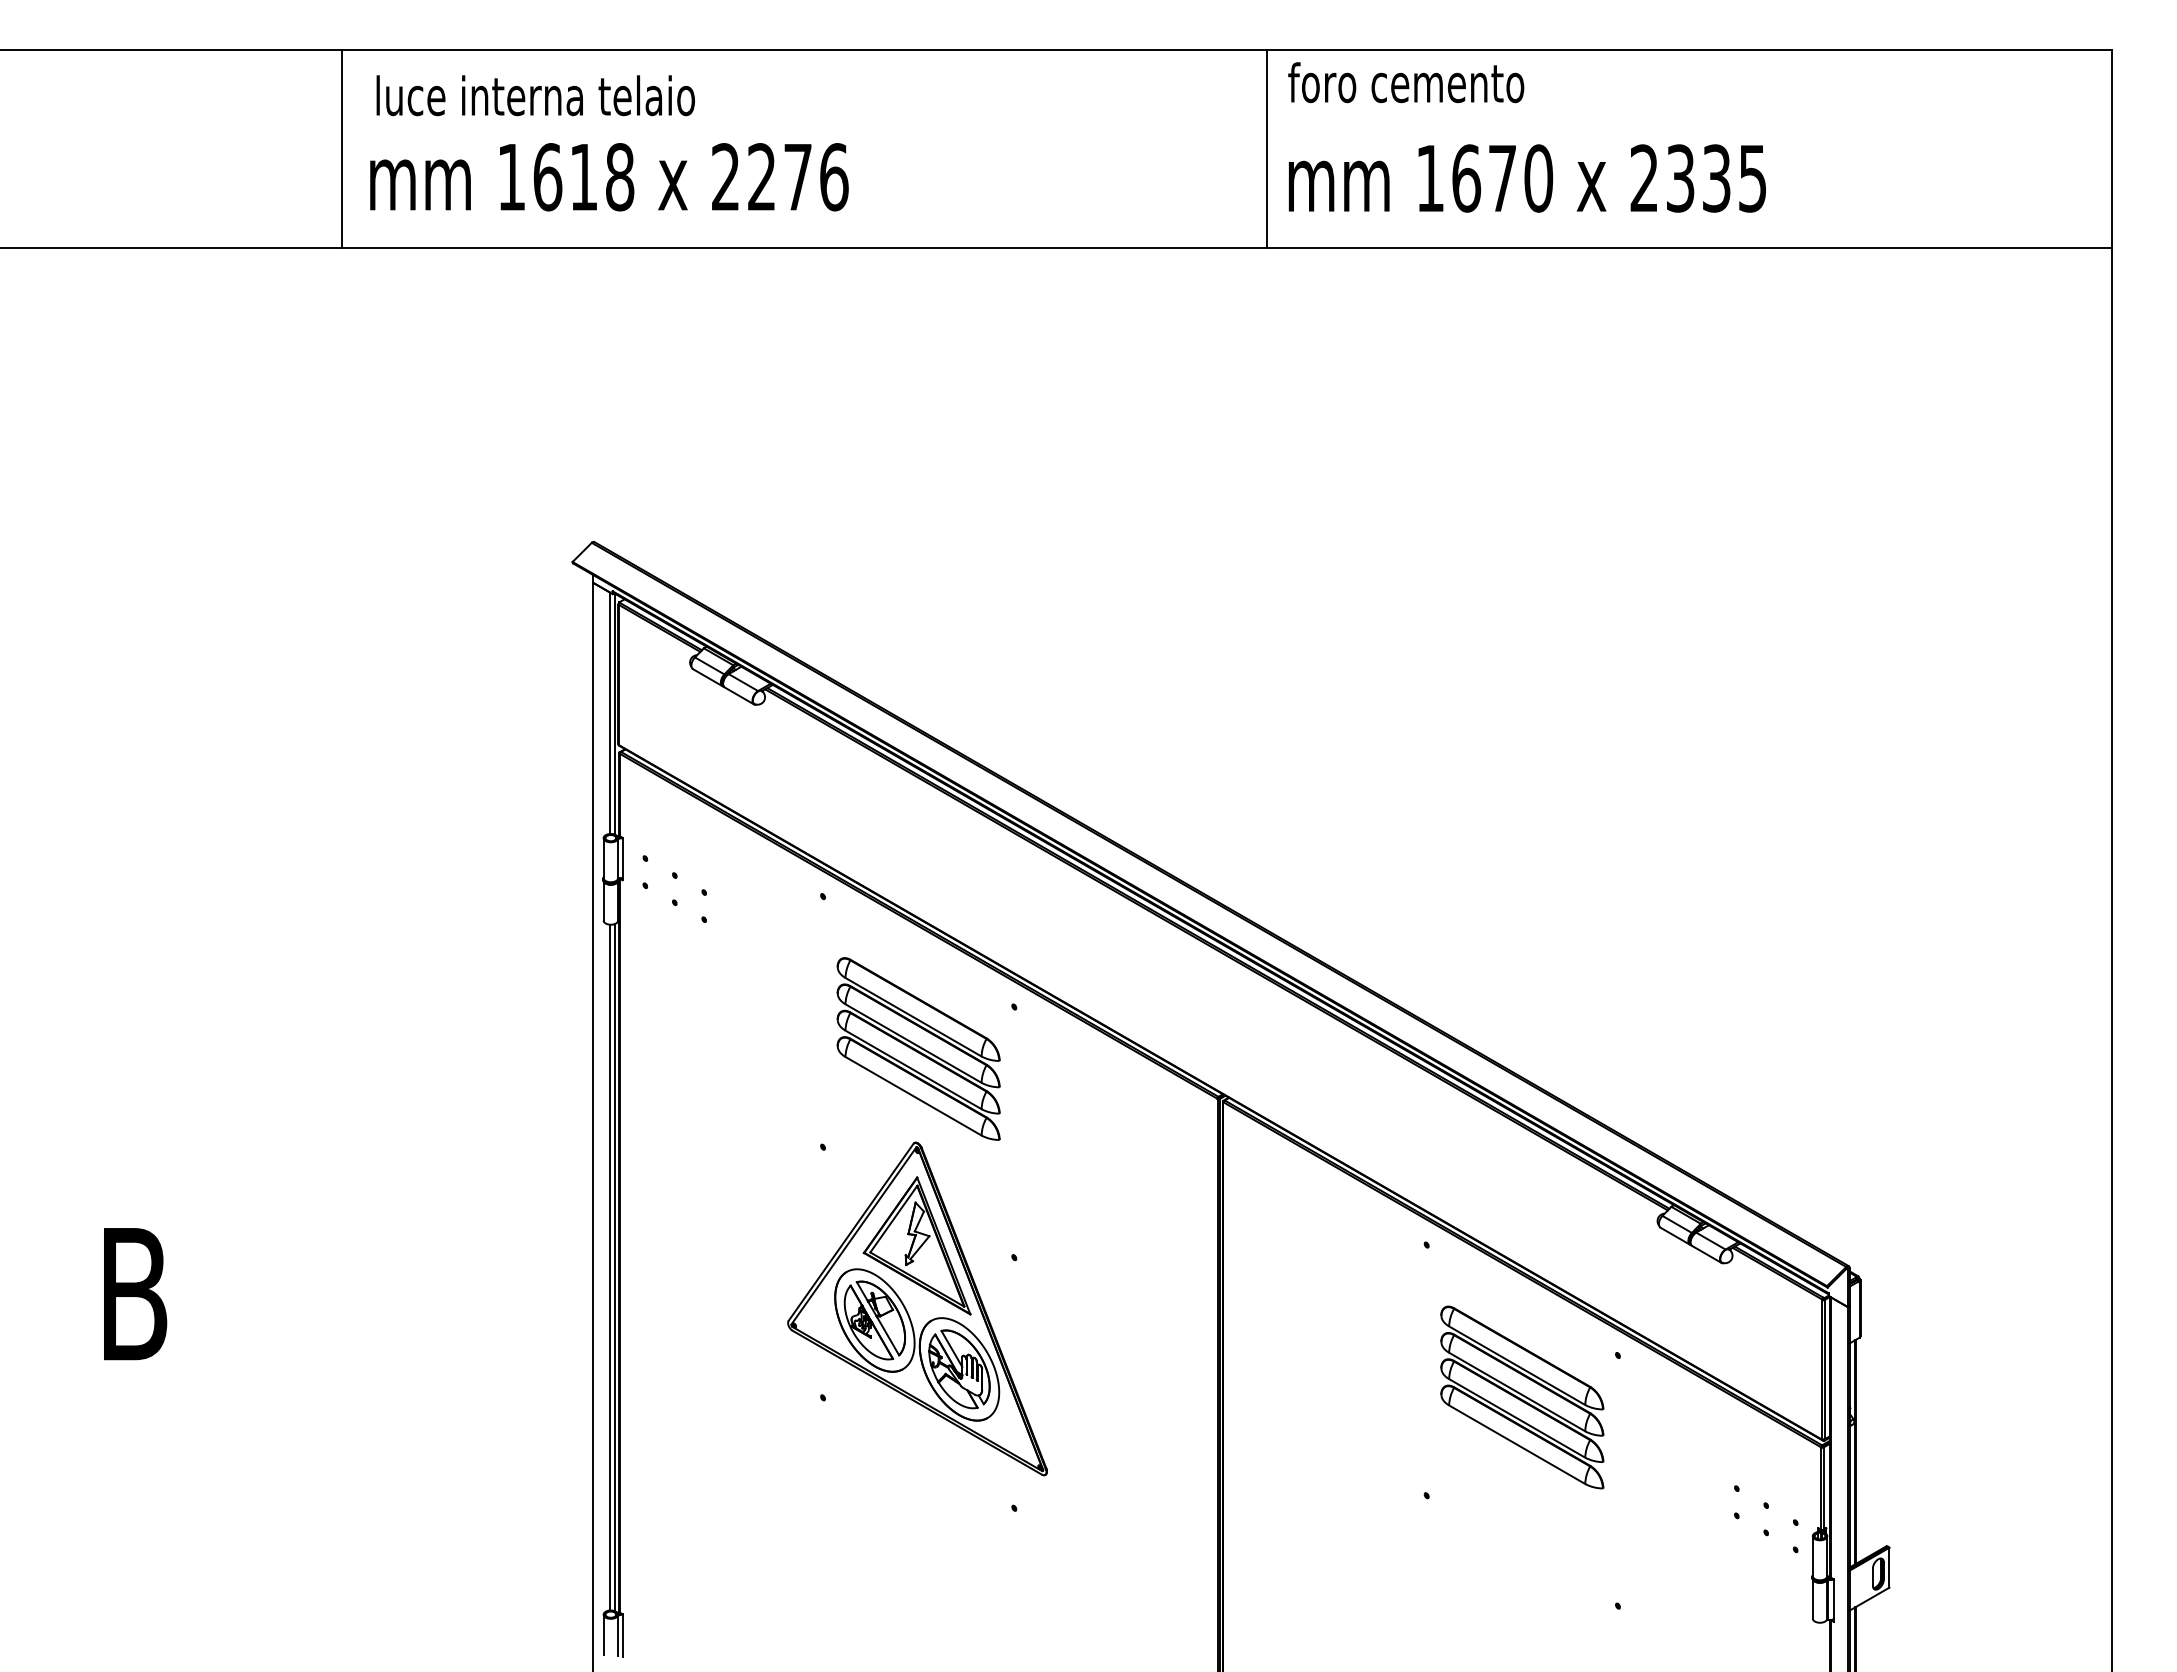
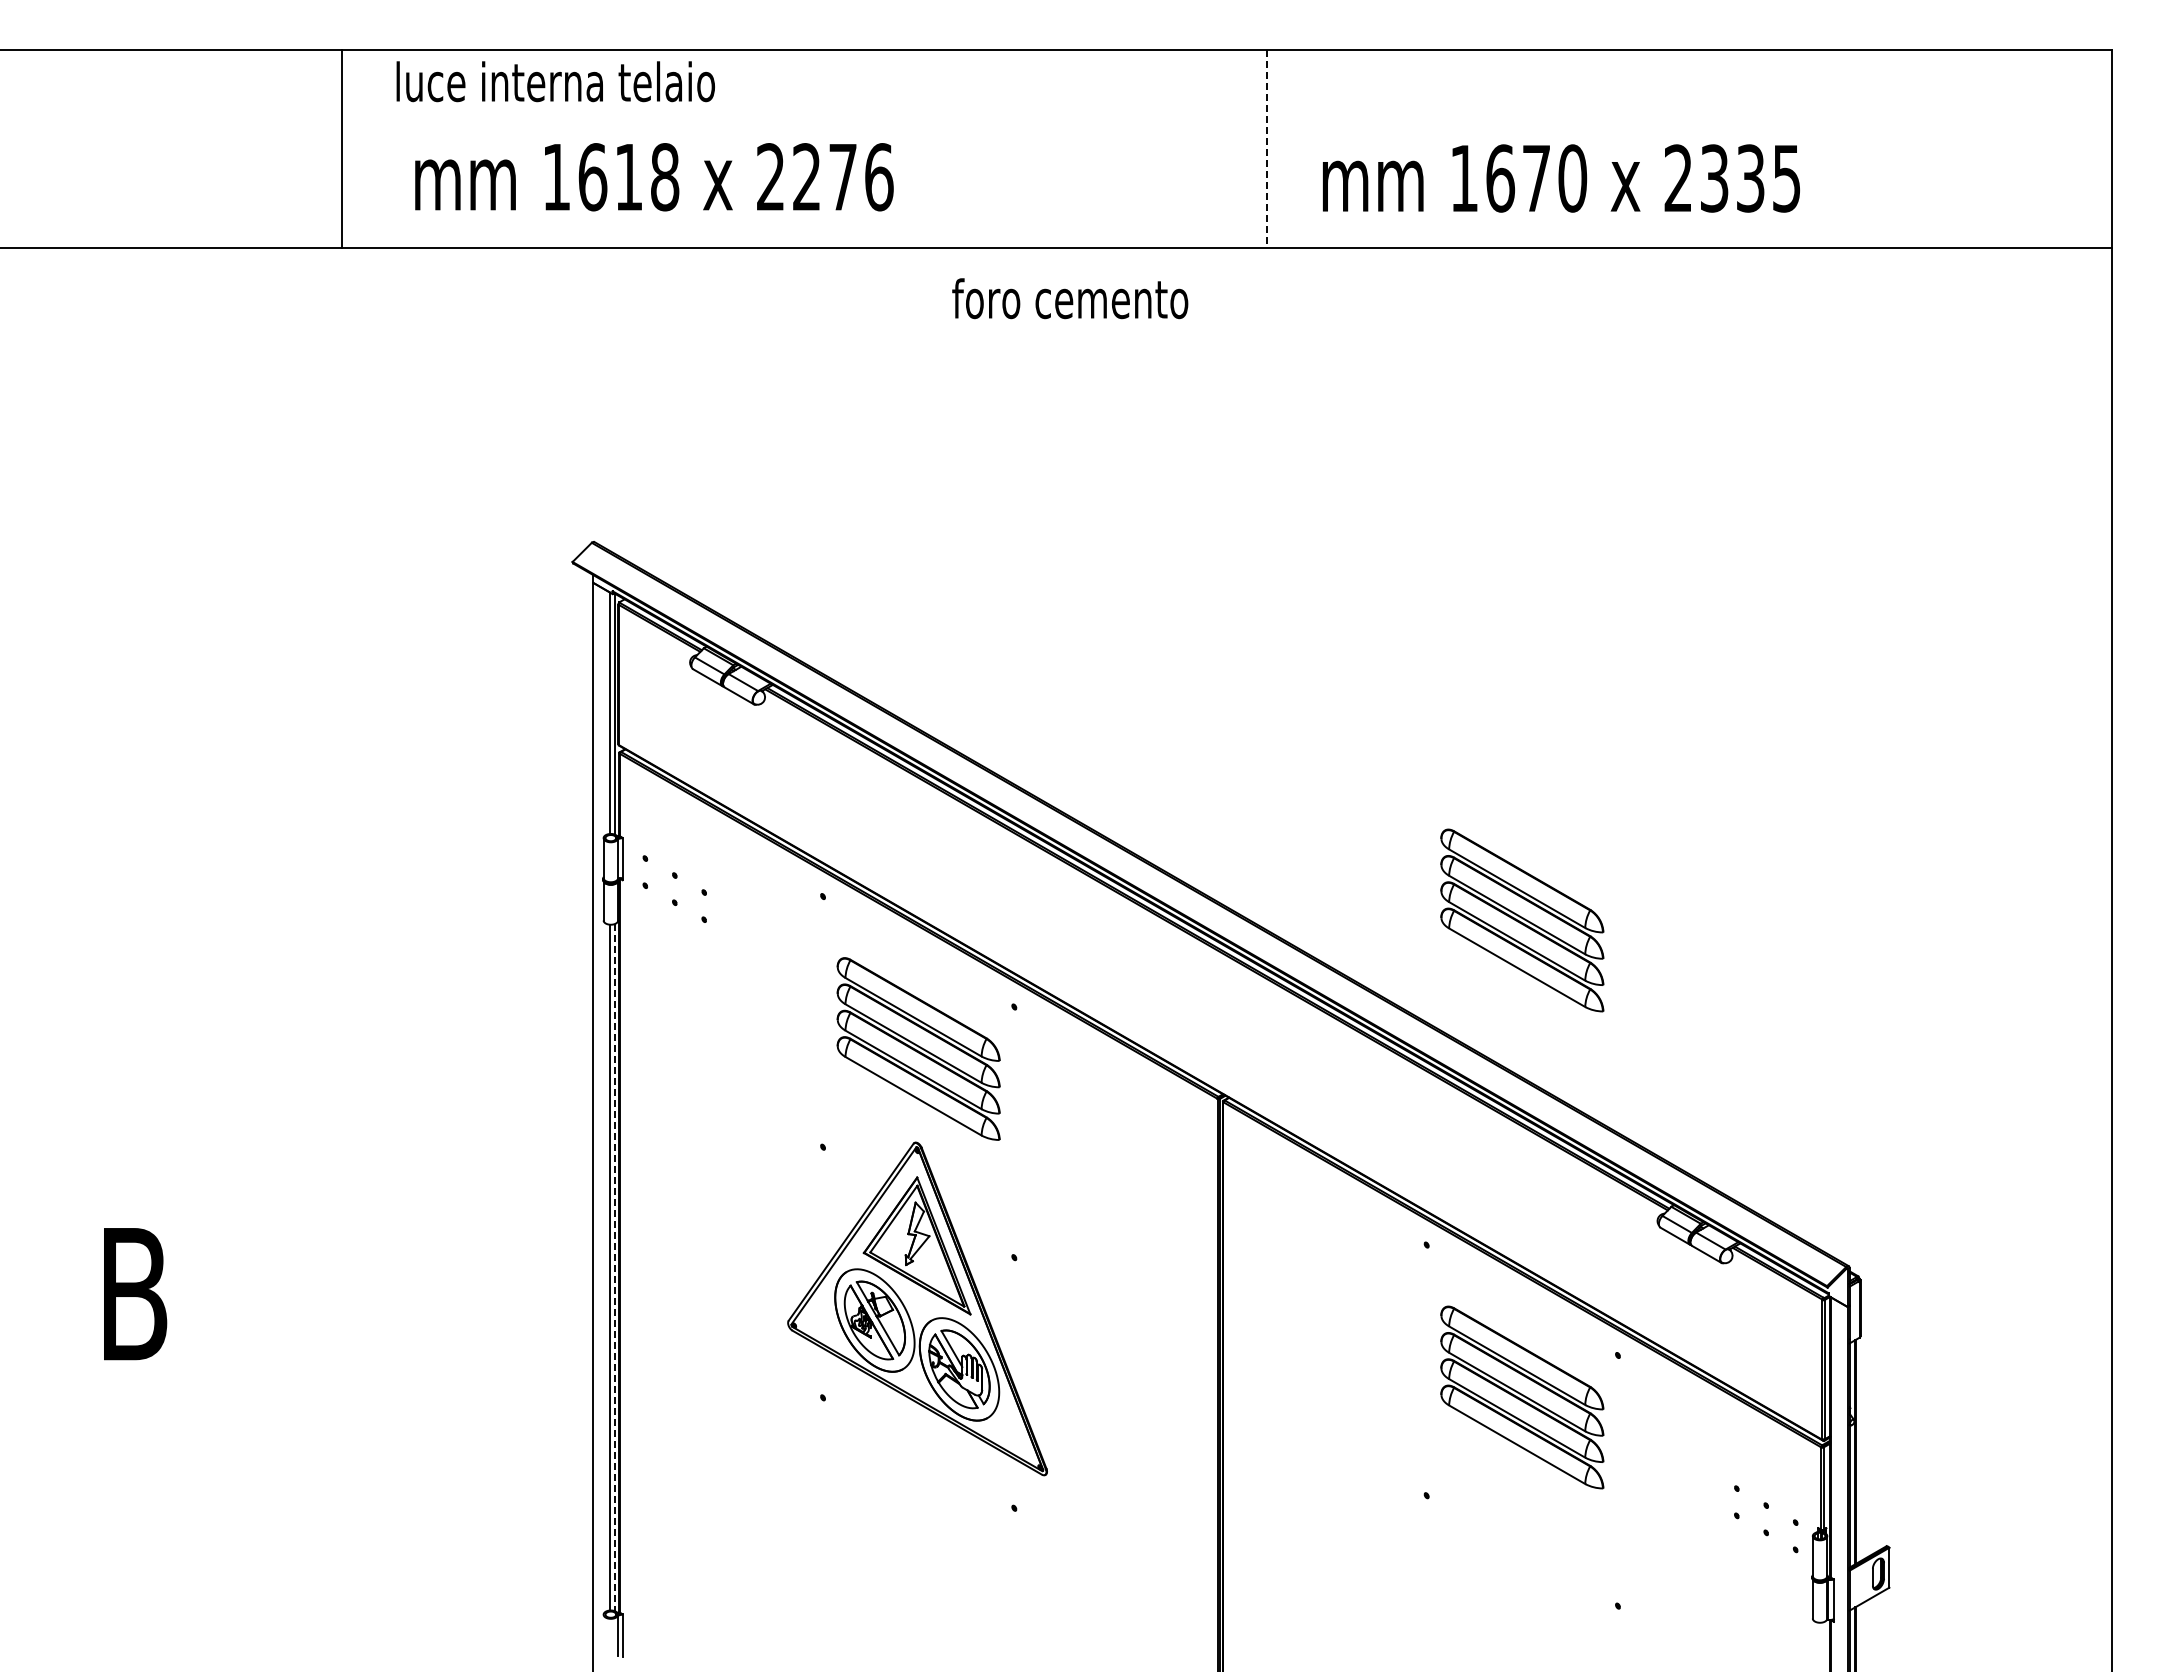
text position: (1406, 82) -> (1070, 298) (1070, 298)
text position: (535, 95) -> (555, 81) (555, 81)
line: solid -> dashed (1267, 148)
text position: (609, 177) -> (654, 177) (654, 177)
text position: (1527, 178) -> (1561, 178) (1561, 178)
part: none -> present (1522, 920)
line: solid -> dashed (614, 1267)
line: present -> none (603, 1634)
